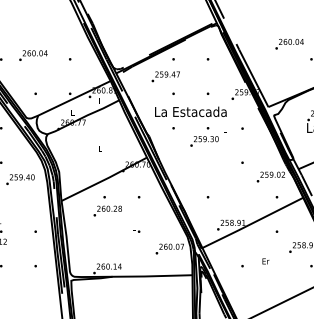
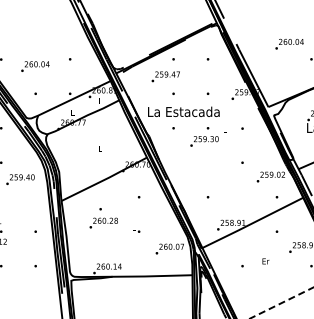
text position: (33, 55) -> (35, 66) (35, 66)
text position: (190, 111) -> (183, 111) (183, 111)
text position: (107, 206) -> (103, 218) (103, 218)
line: solid -> dashed (282, 302)
